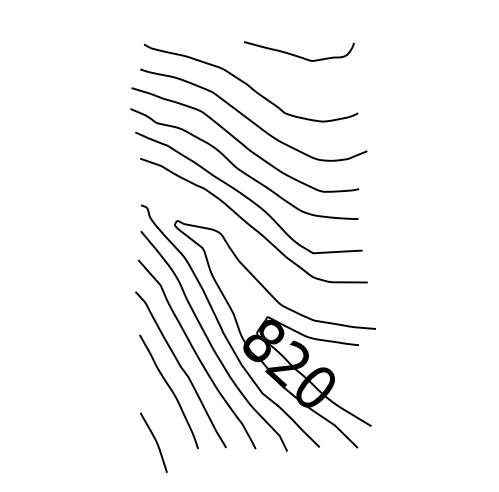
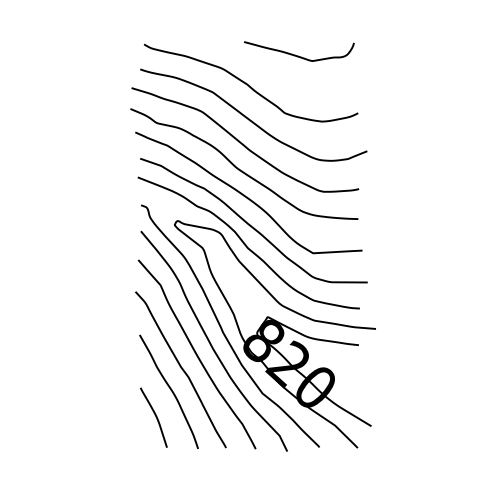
curve: none -> present (246, 244)
curve position: (155, 442) -> (155, 417) (155, 417)
